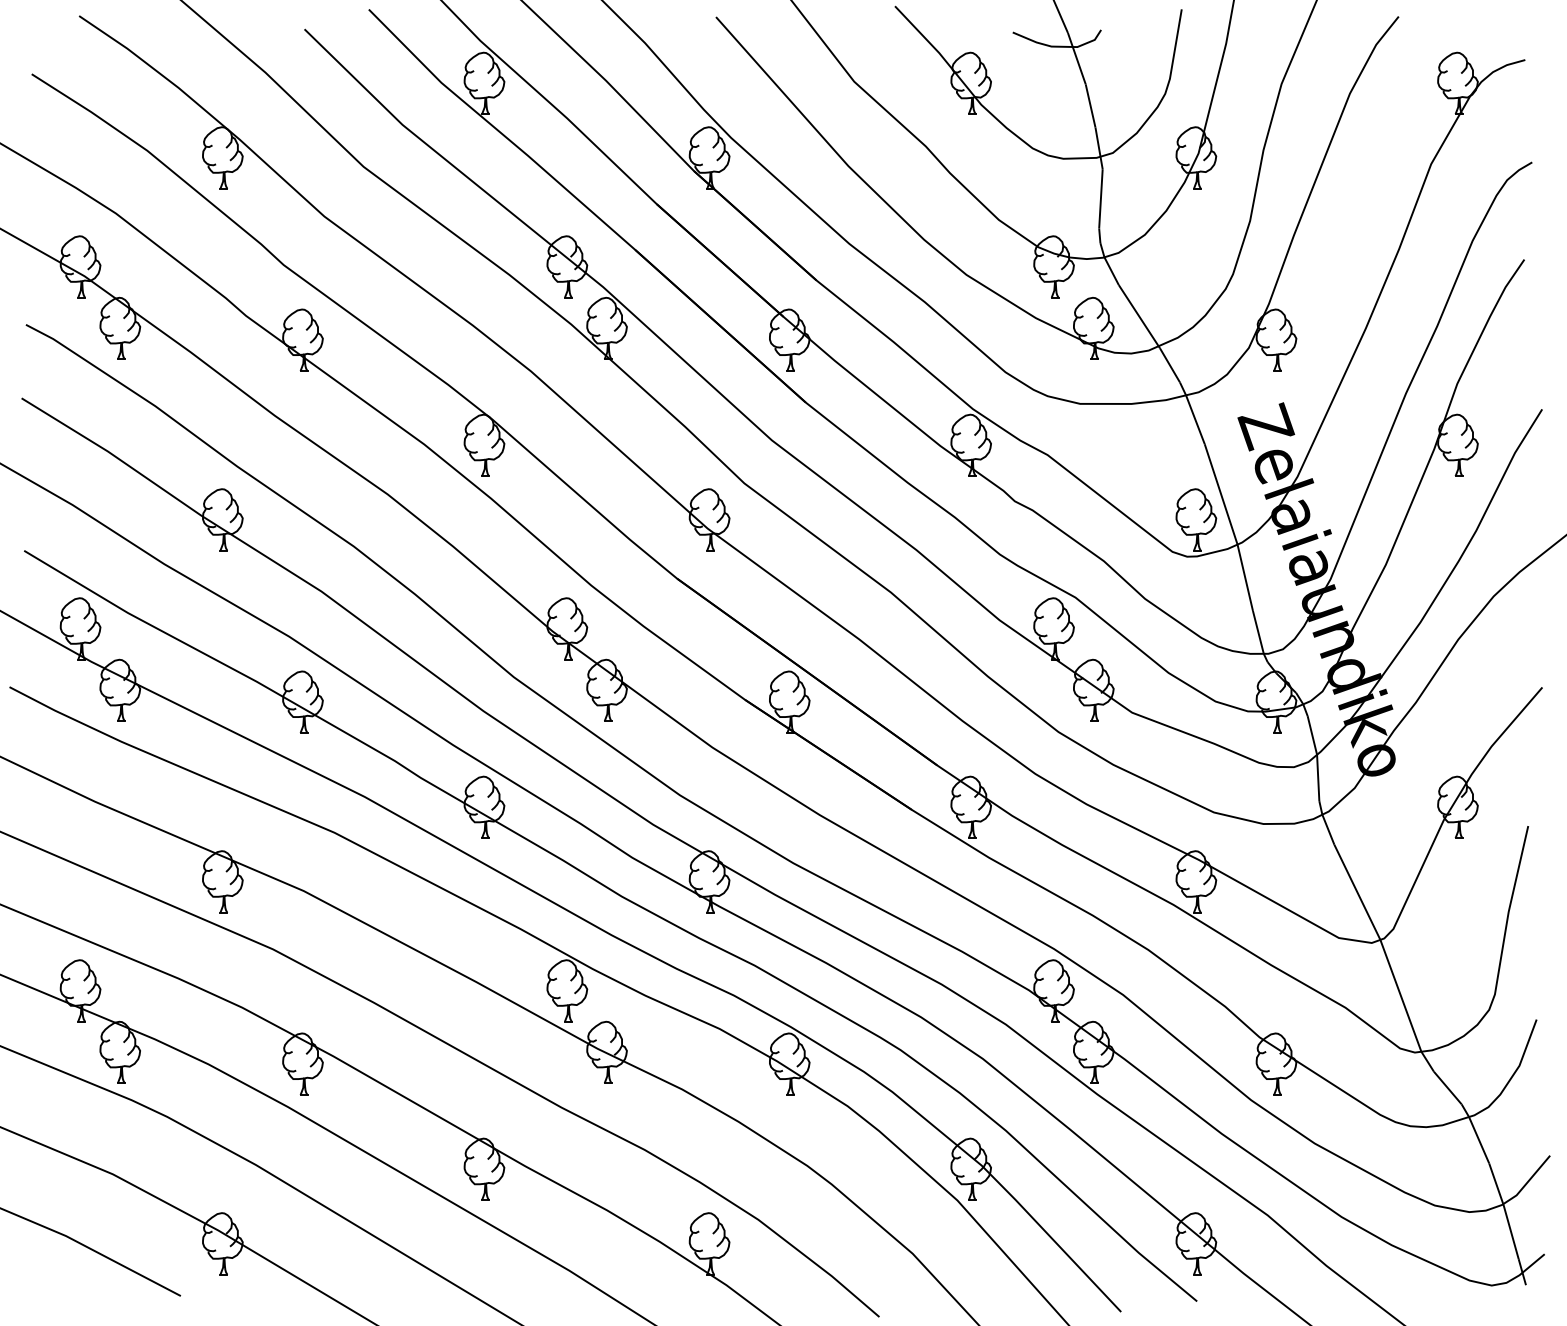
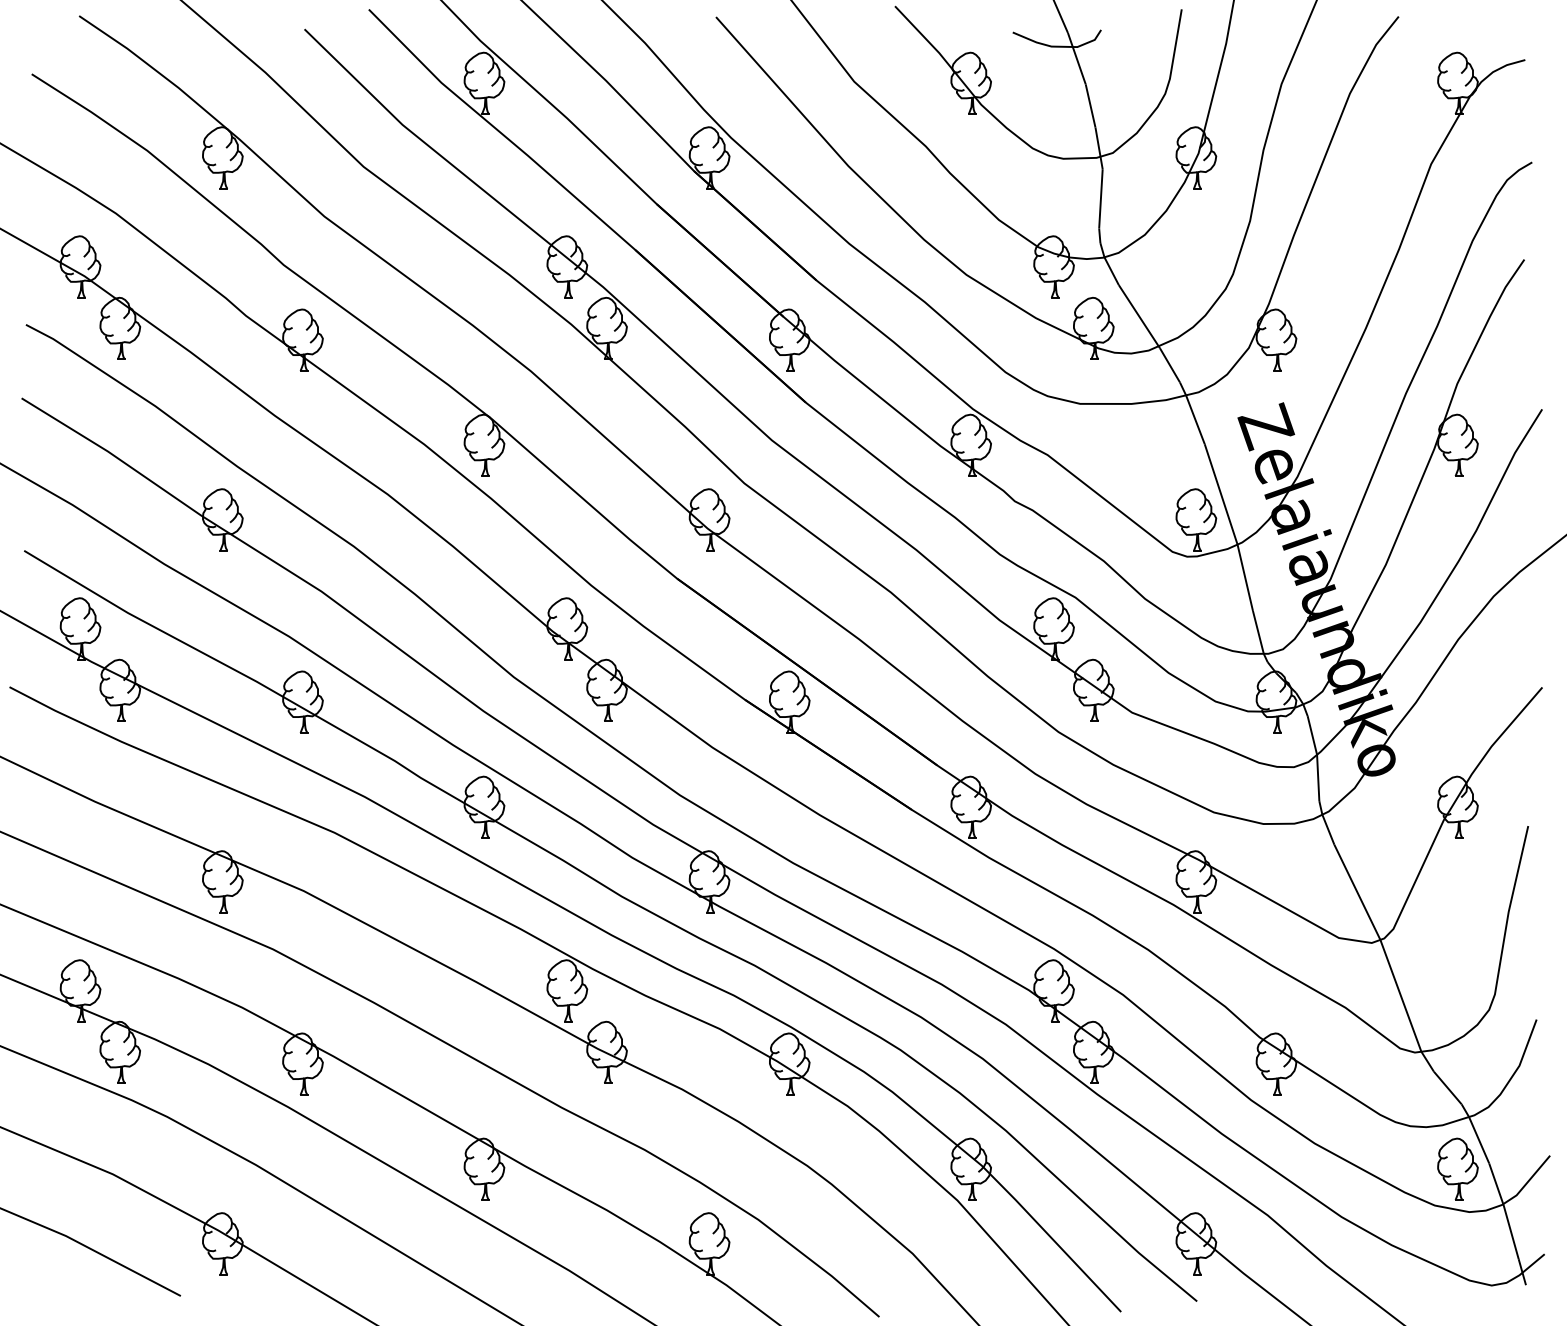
part: none -> present (1457, 1168)
